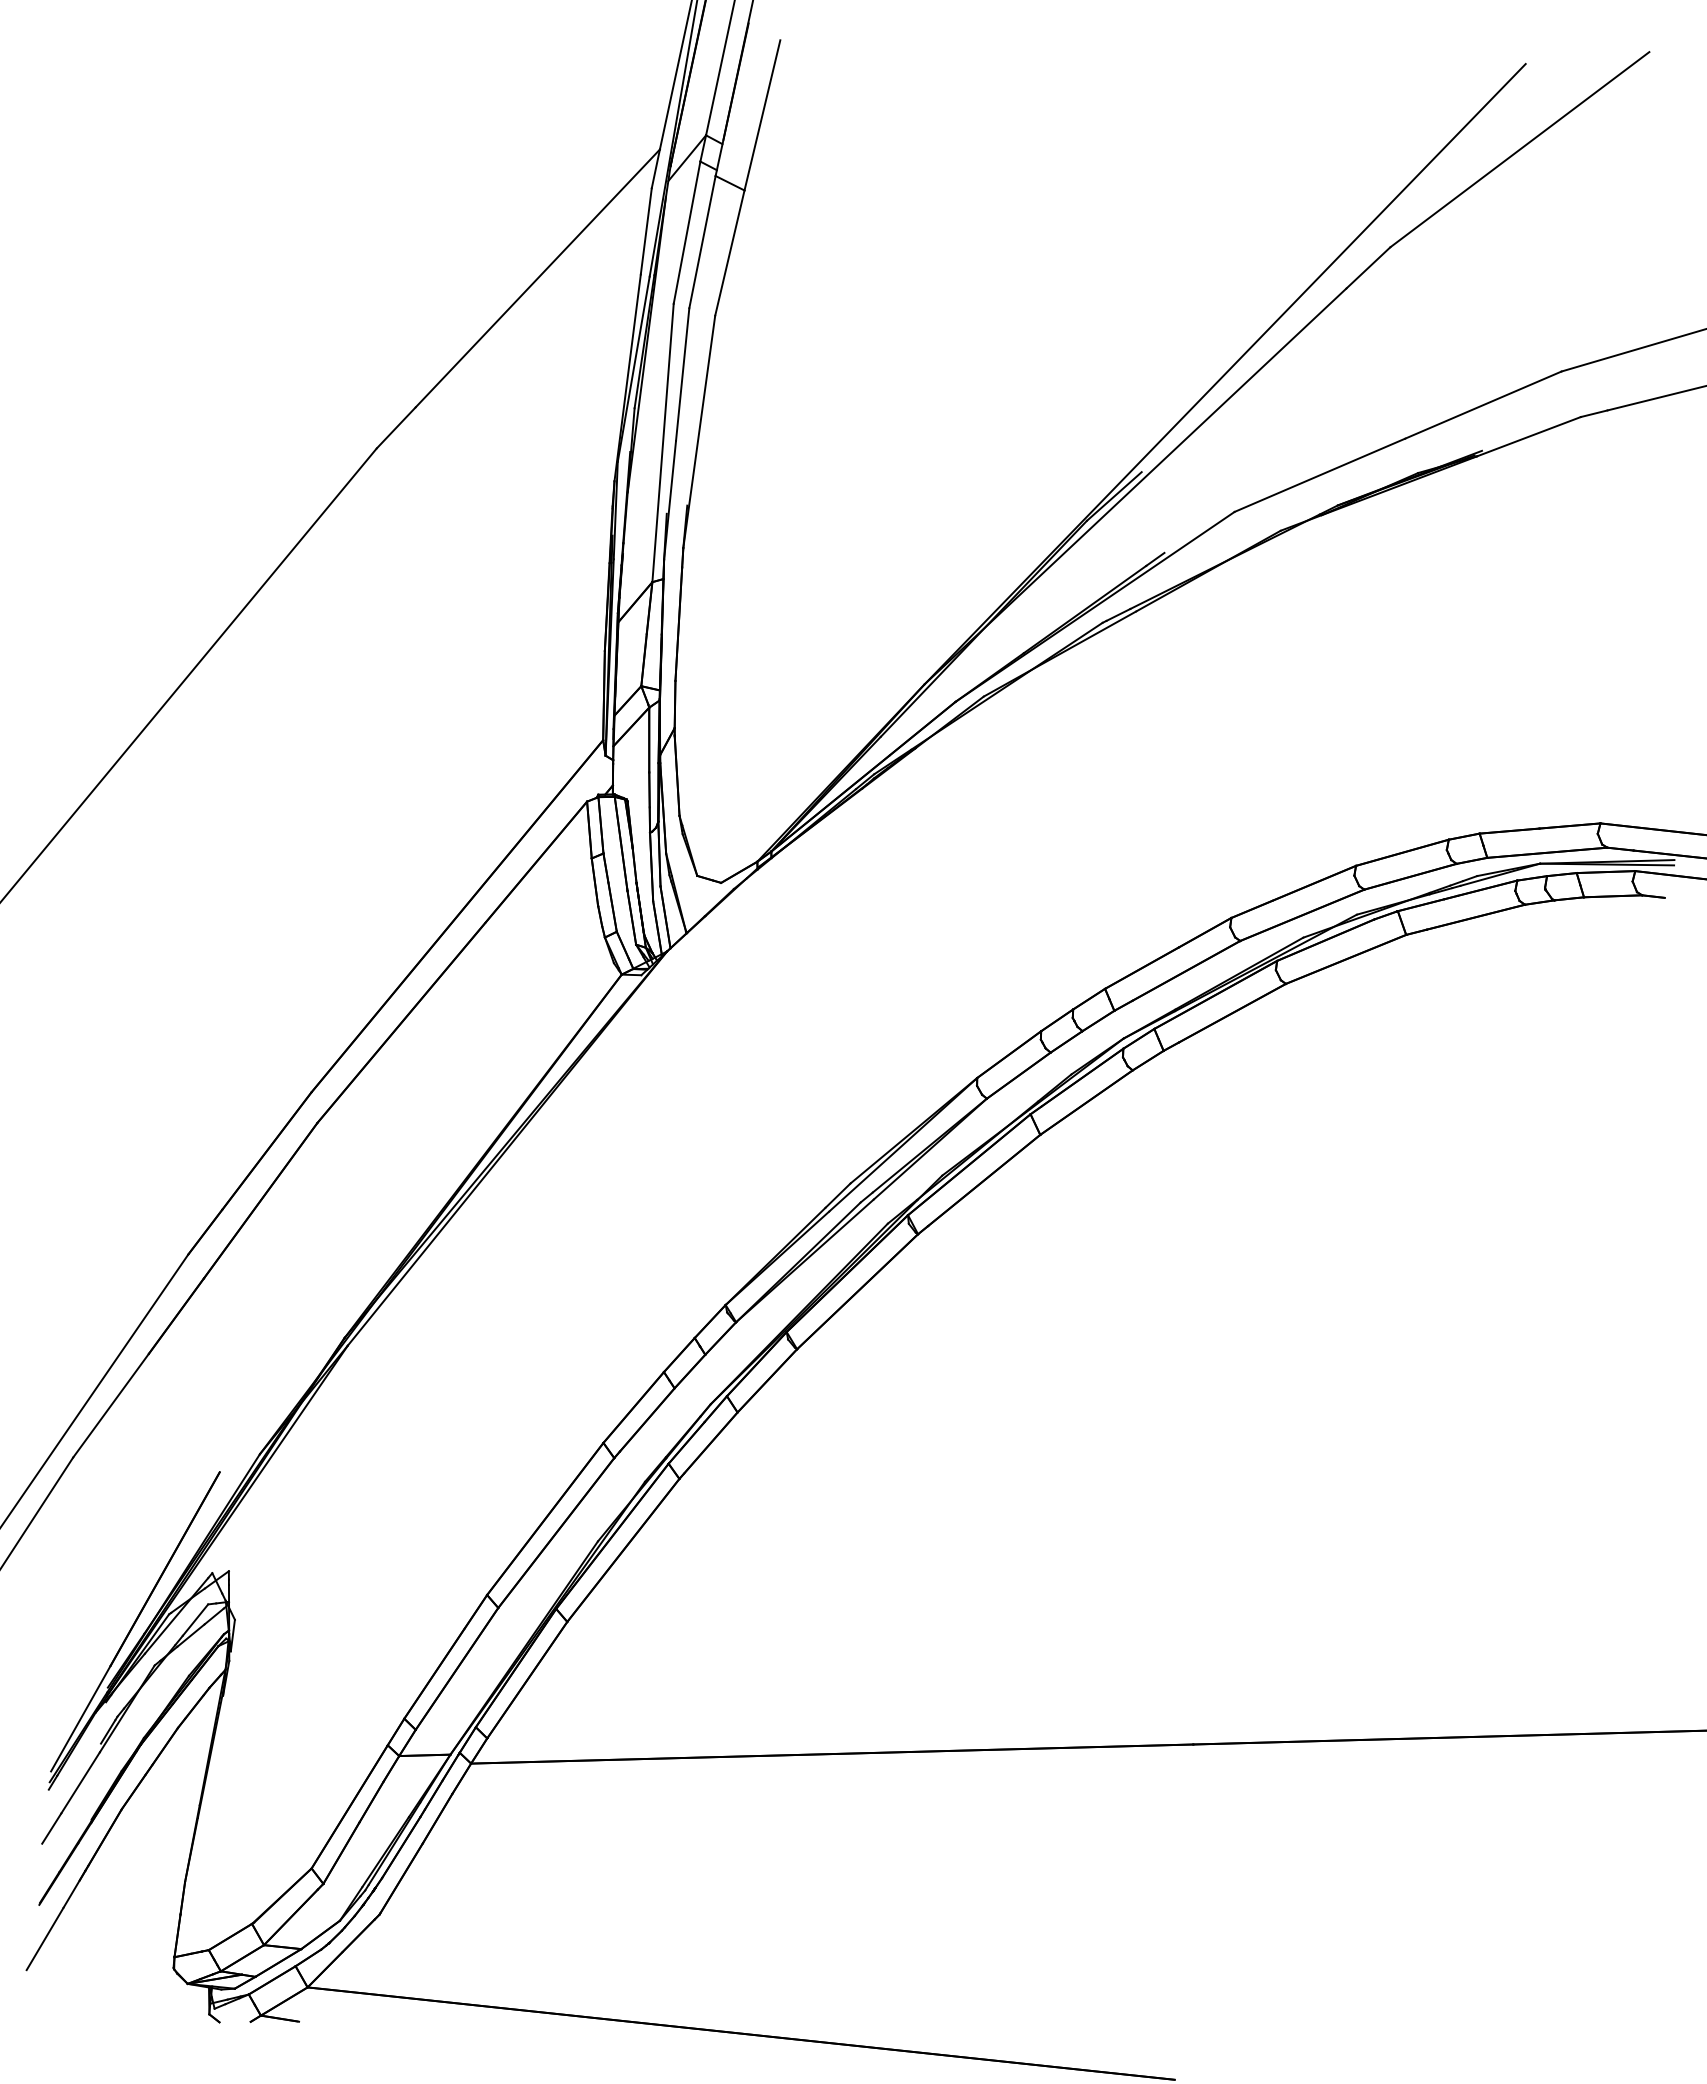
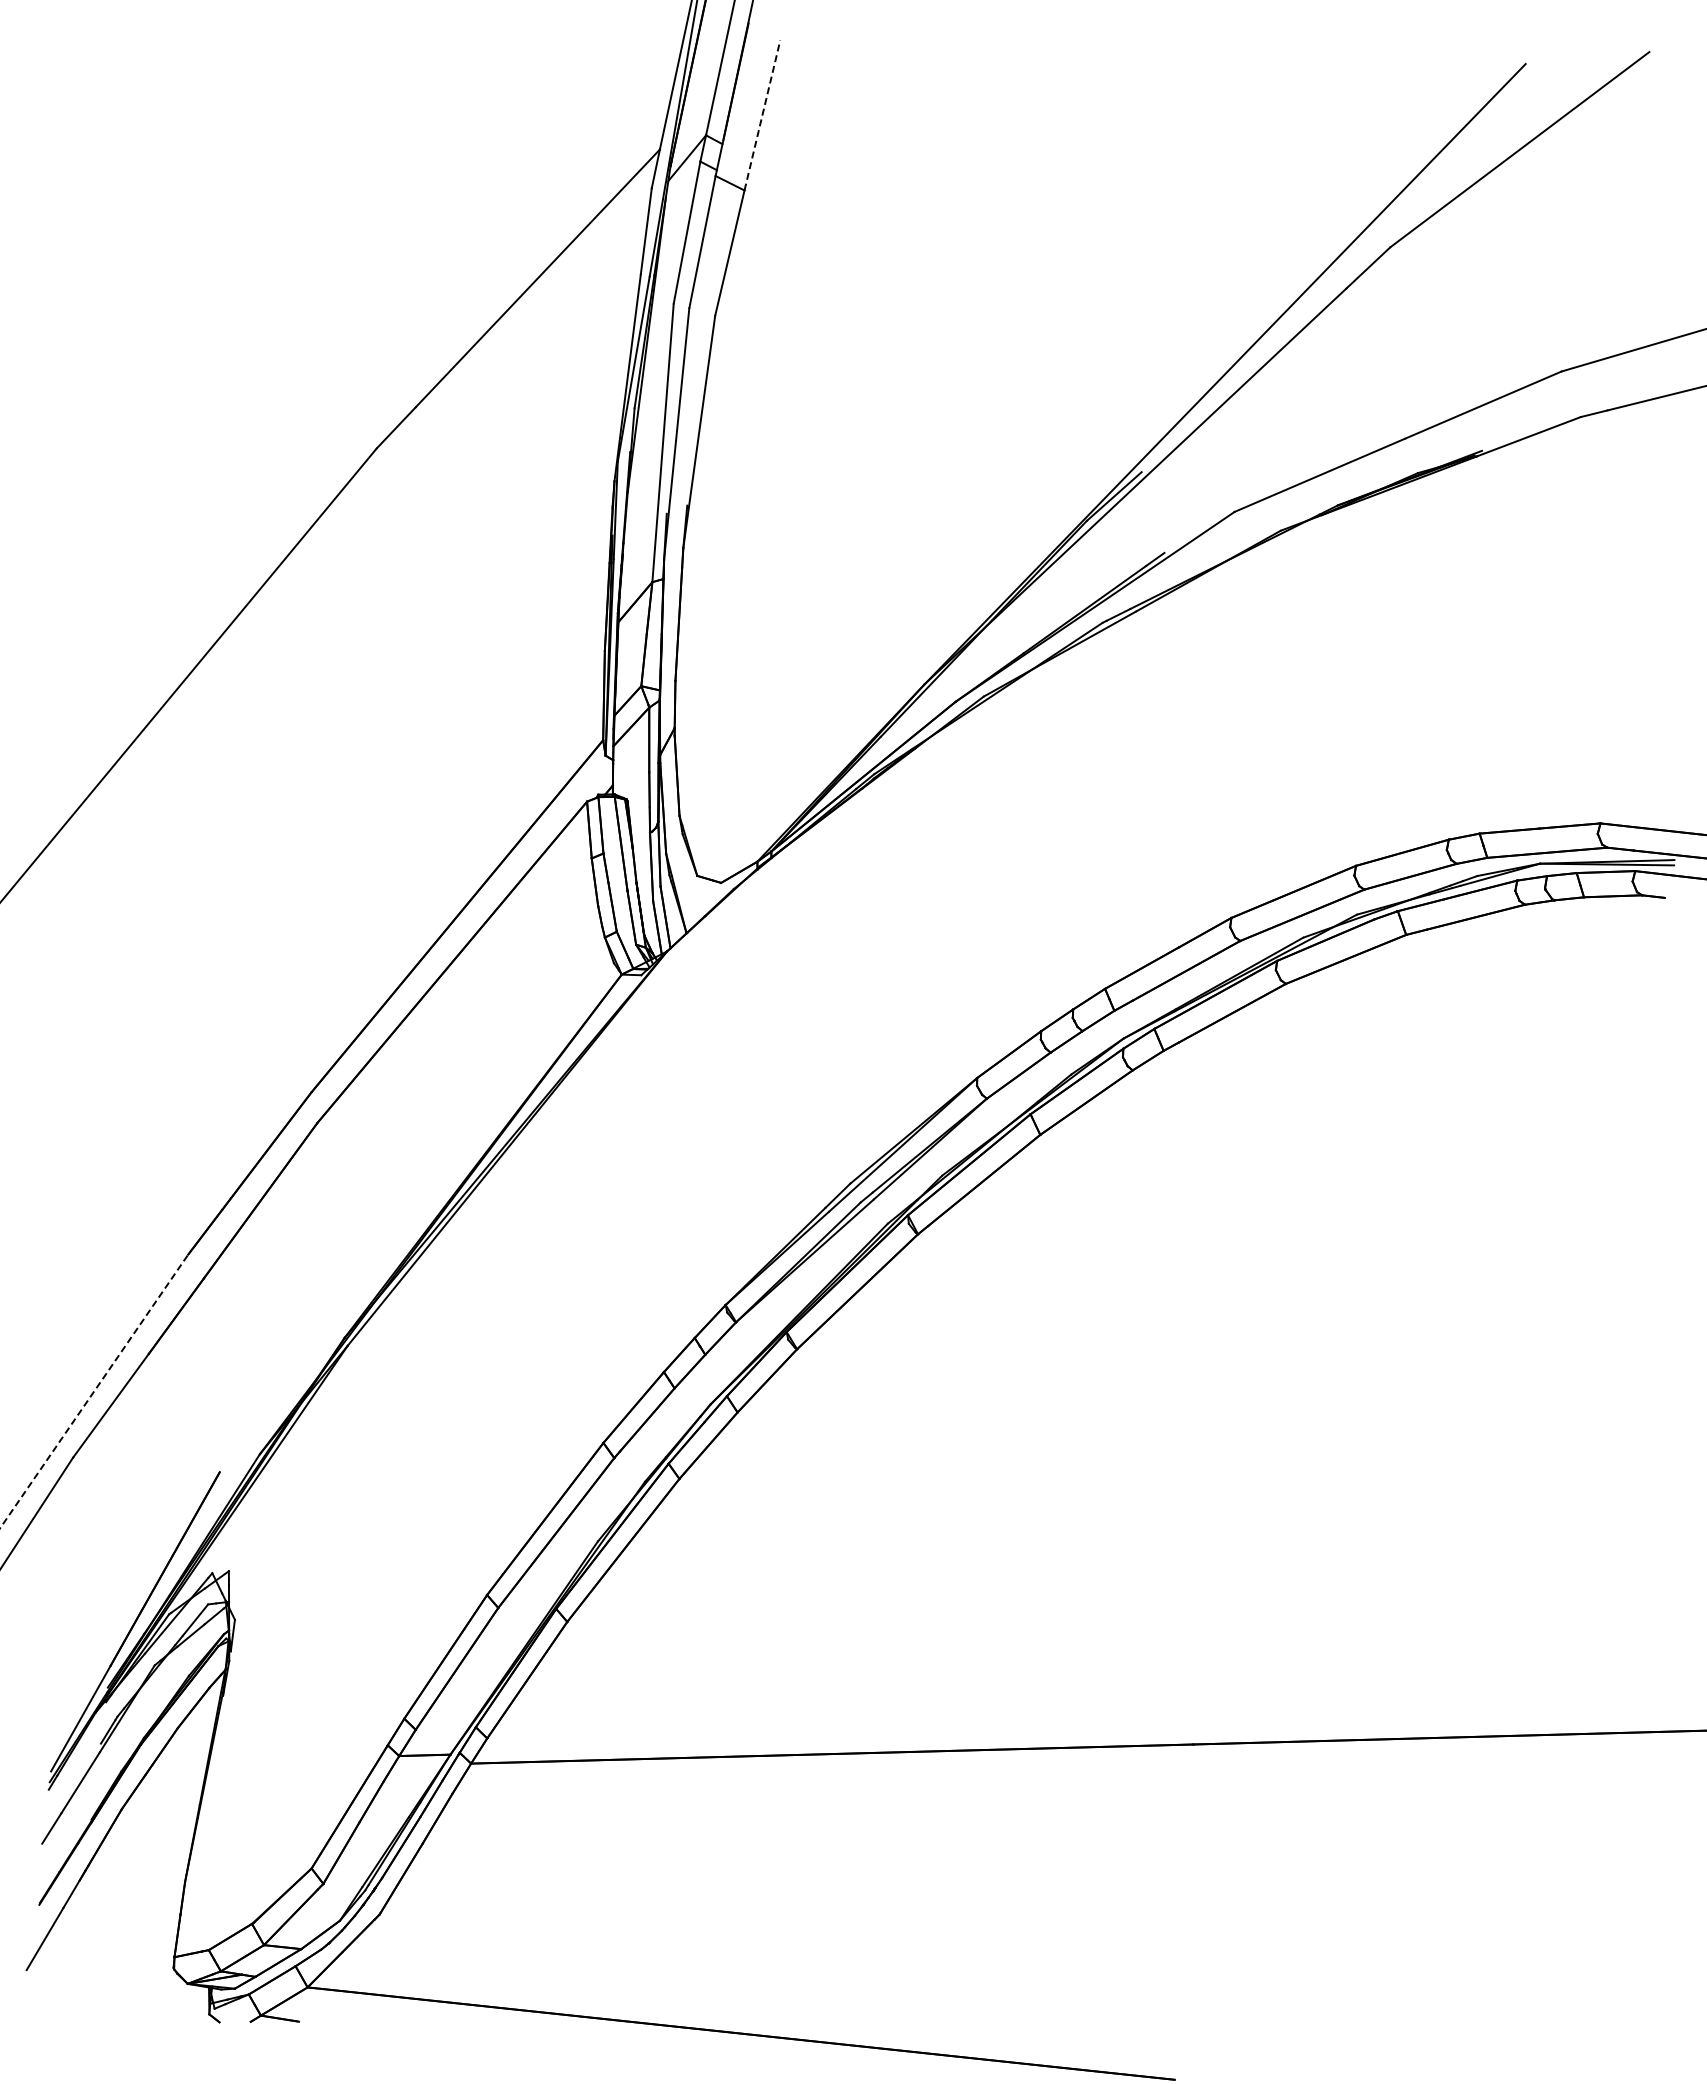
line: solid -> dashed (762, 114)
line: solid -> dashed (94, 1390)
